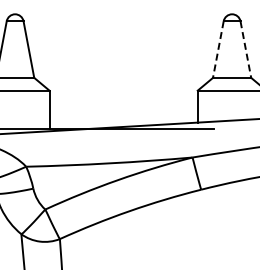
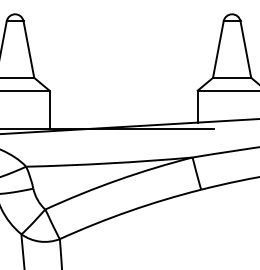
line: dashed -> solid (218, 49)
line: dashed -> solid (245, 49)
